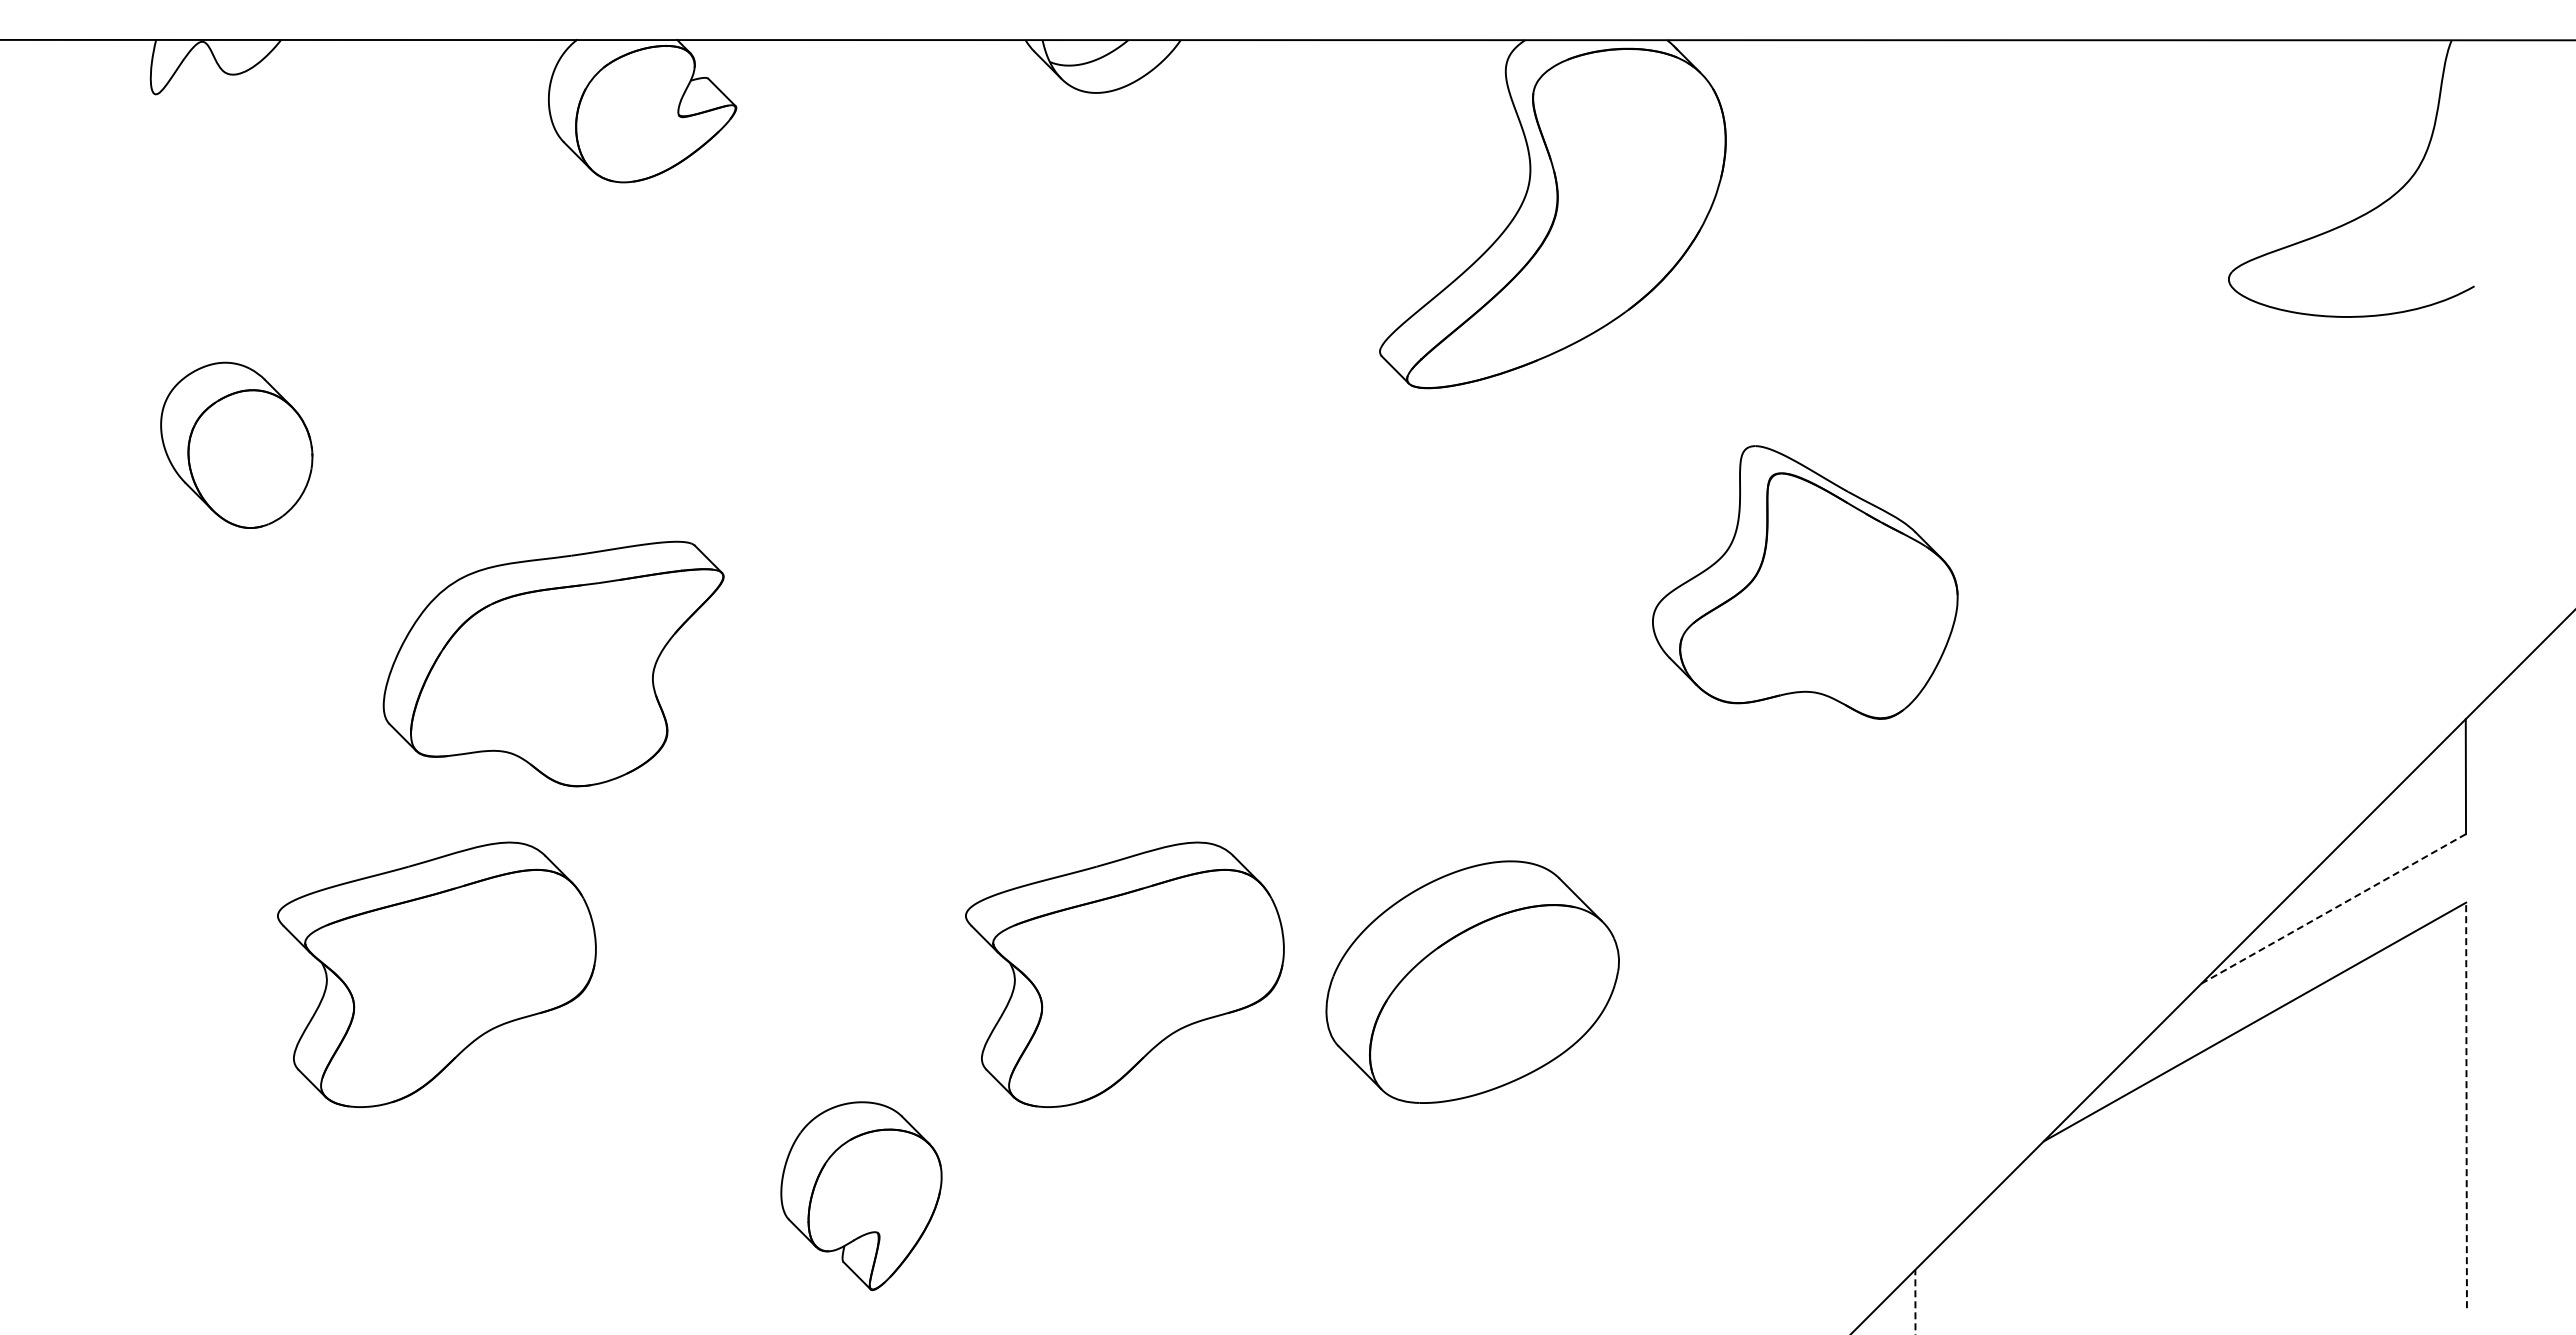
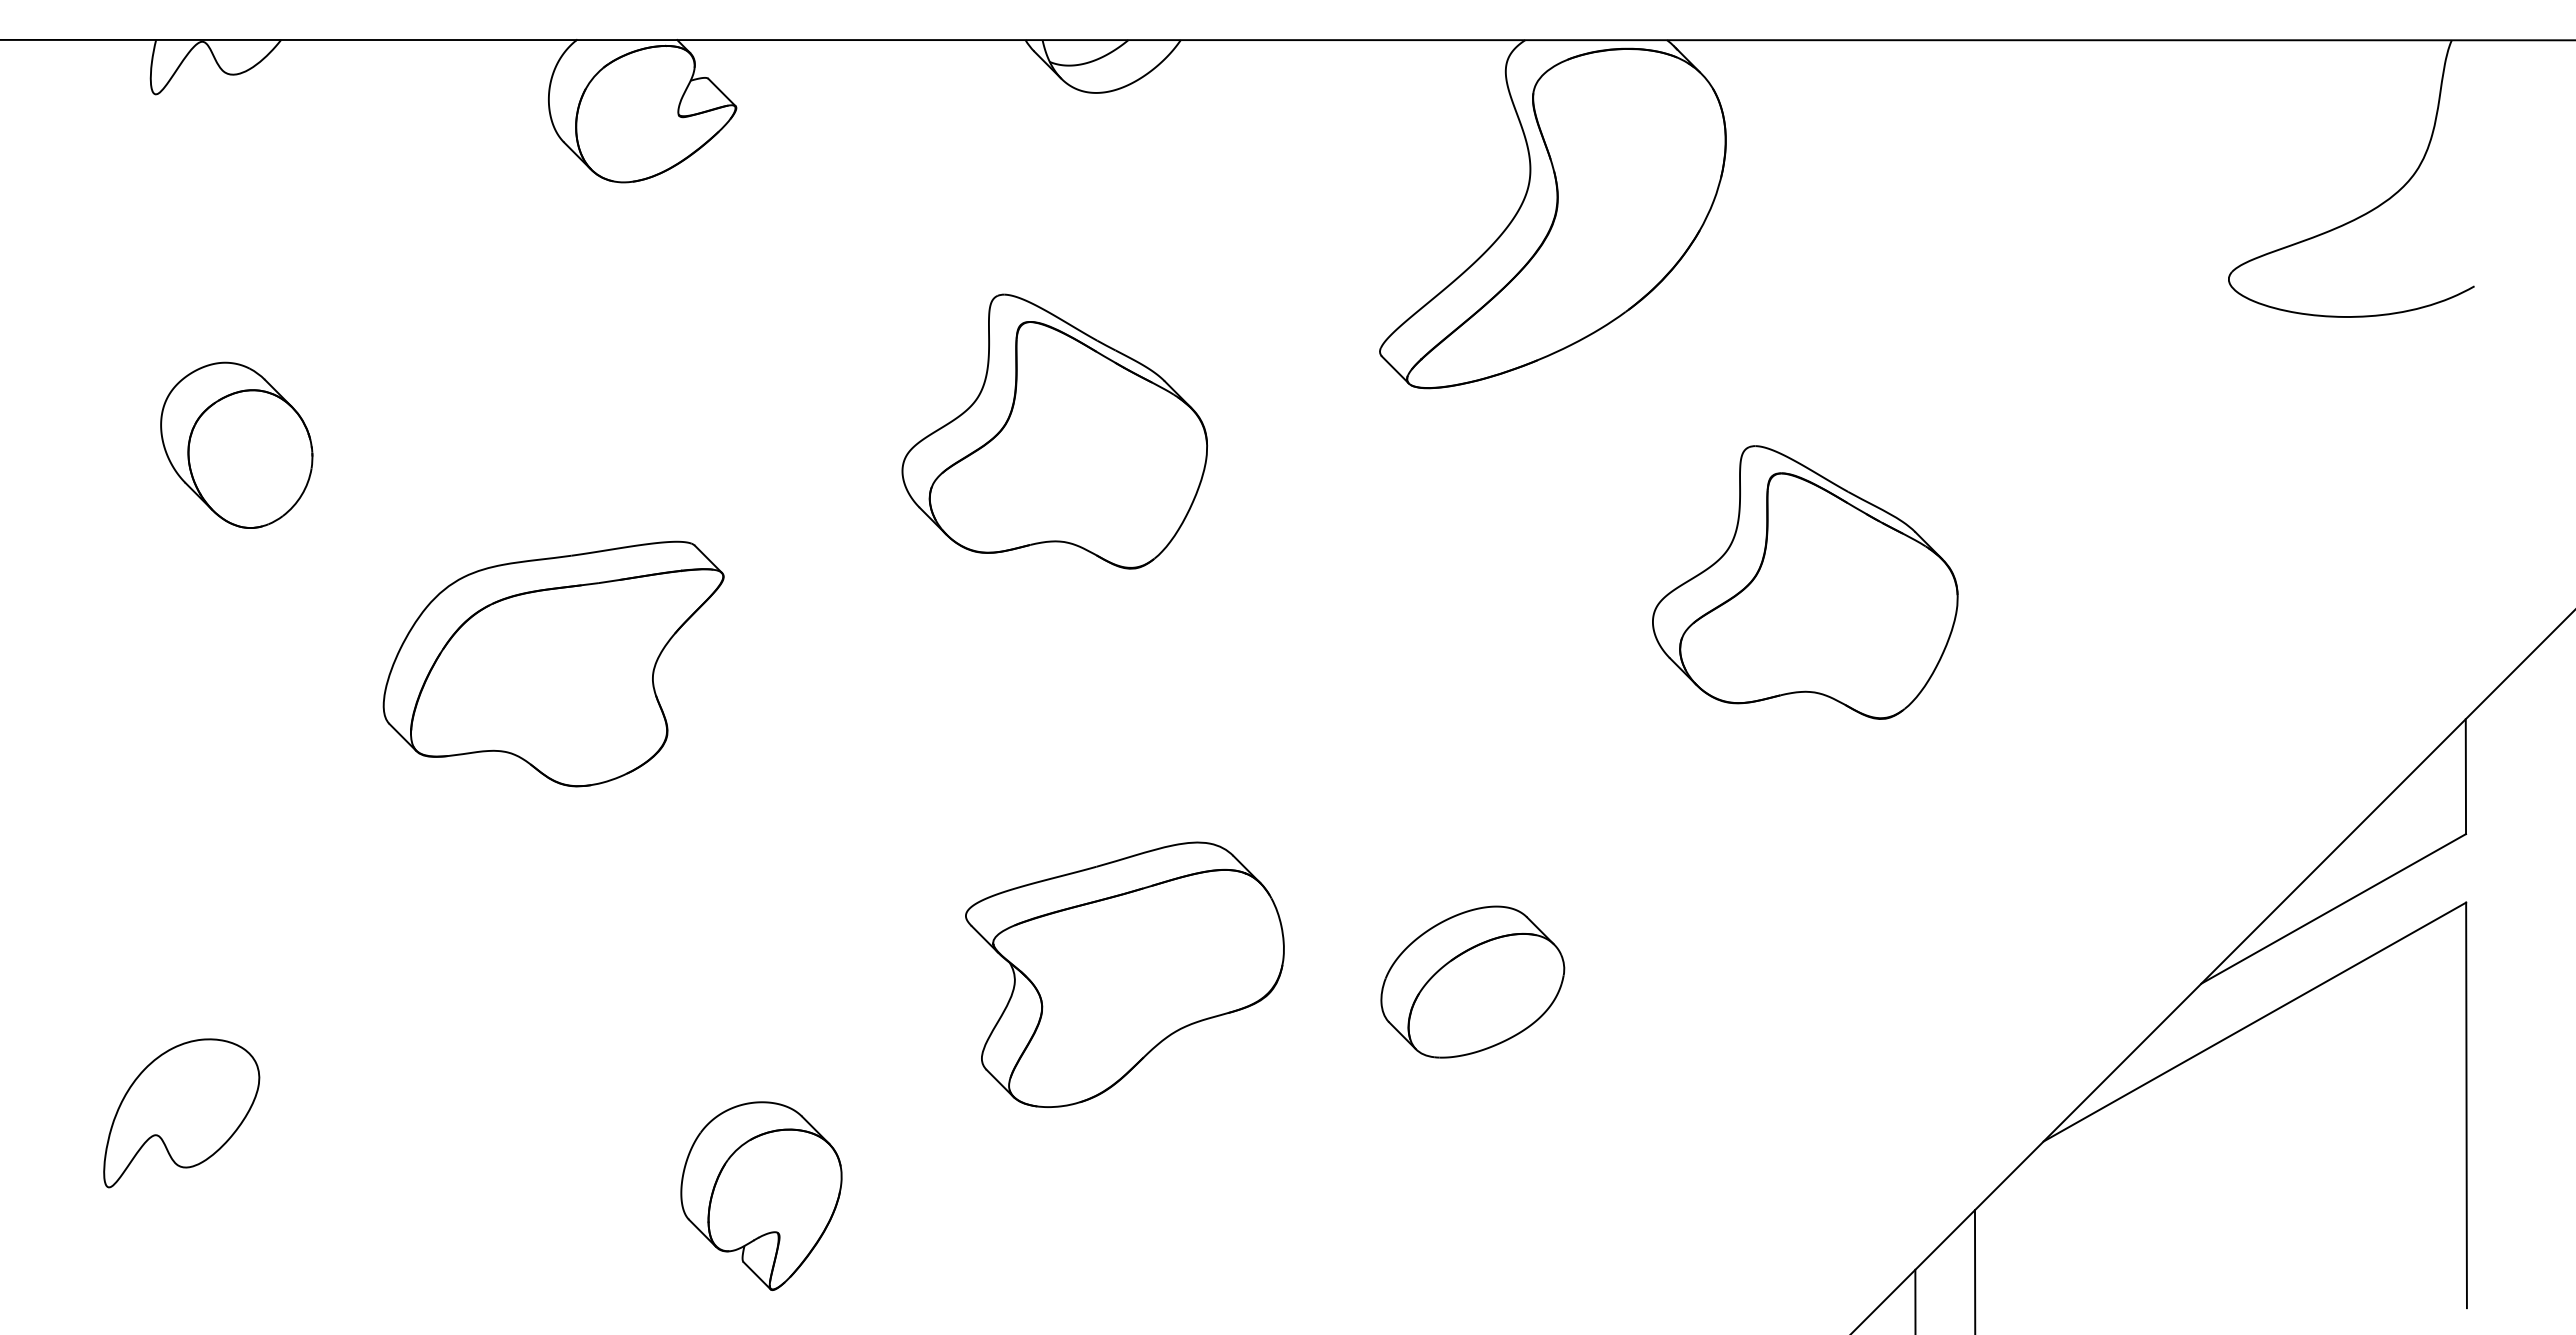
part: none -> present (1054, 431)
line: dashed -> solid (2333, 908)
part: present -> none (436, 974)
part size: 295x244 px -> 186x154 px (1472, 981)
line: dashed -> solid (2466, 1105)
part: none -> present (181, 1113)
part position: (861, 1195) -> (761, 1195) (761, 1195)
line: none -> present (1974, 1270)
line: dashed -> solid (1915, 1301)
